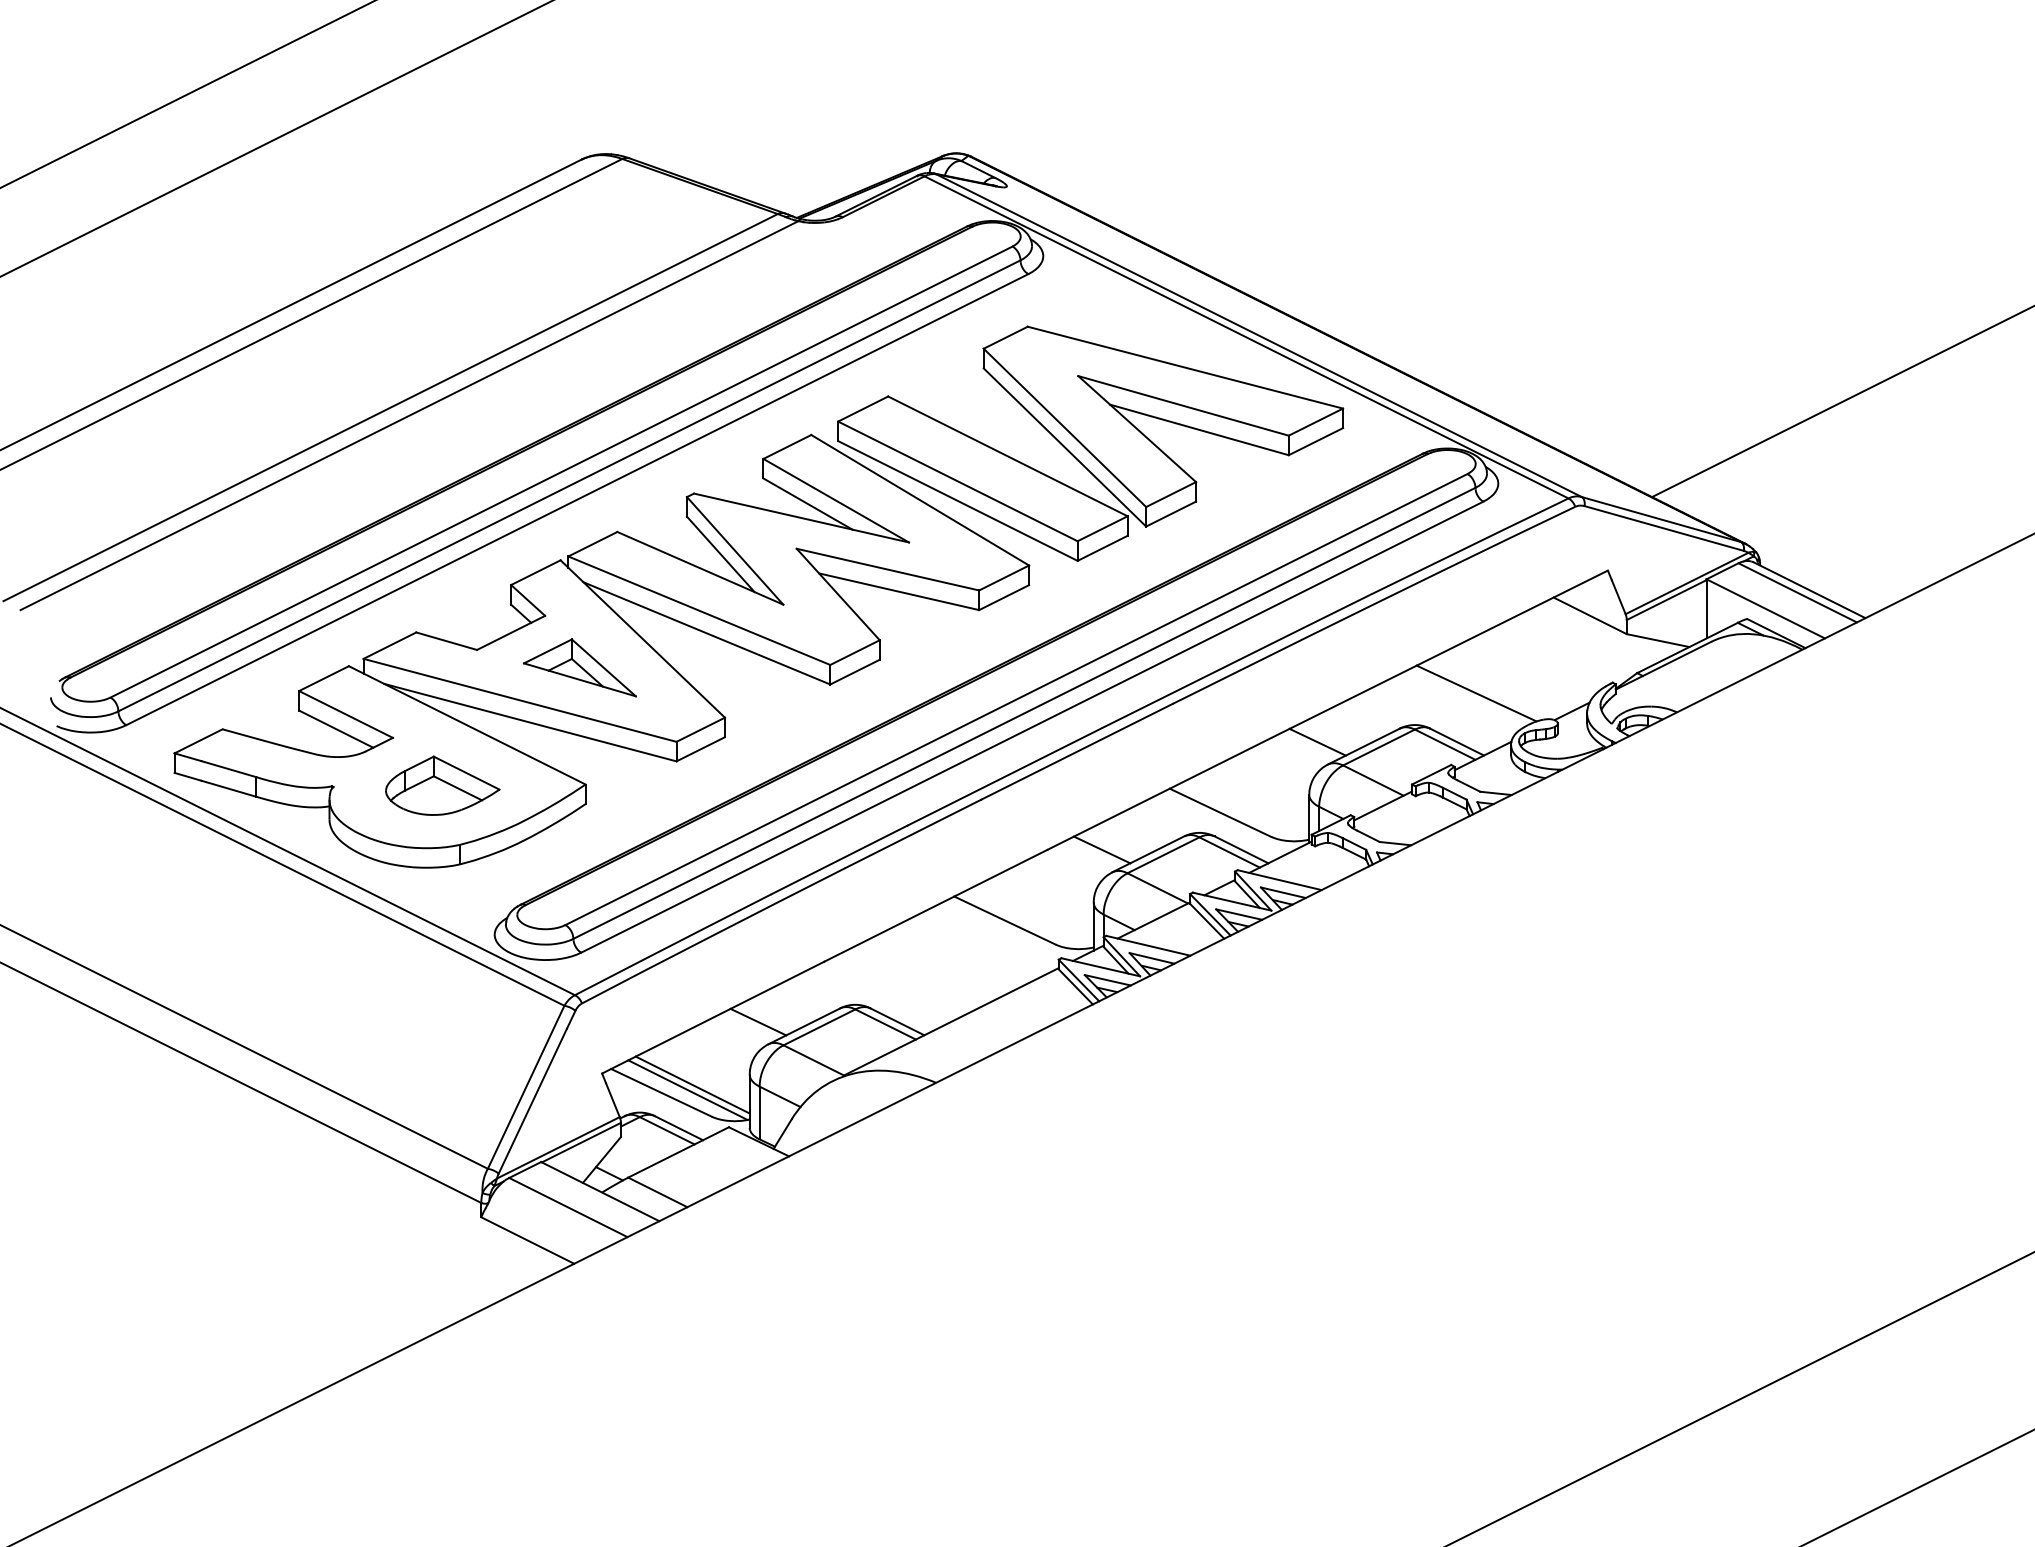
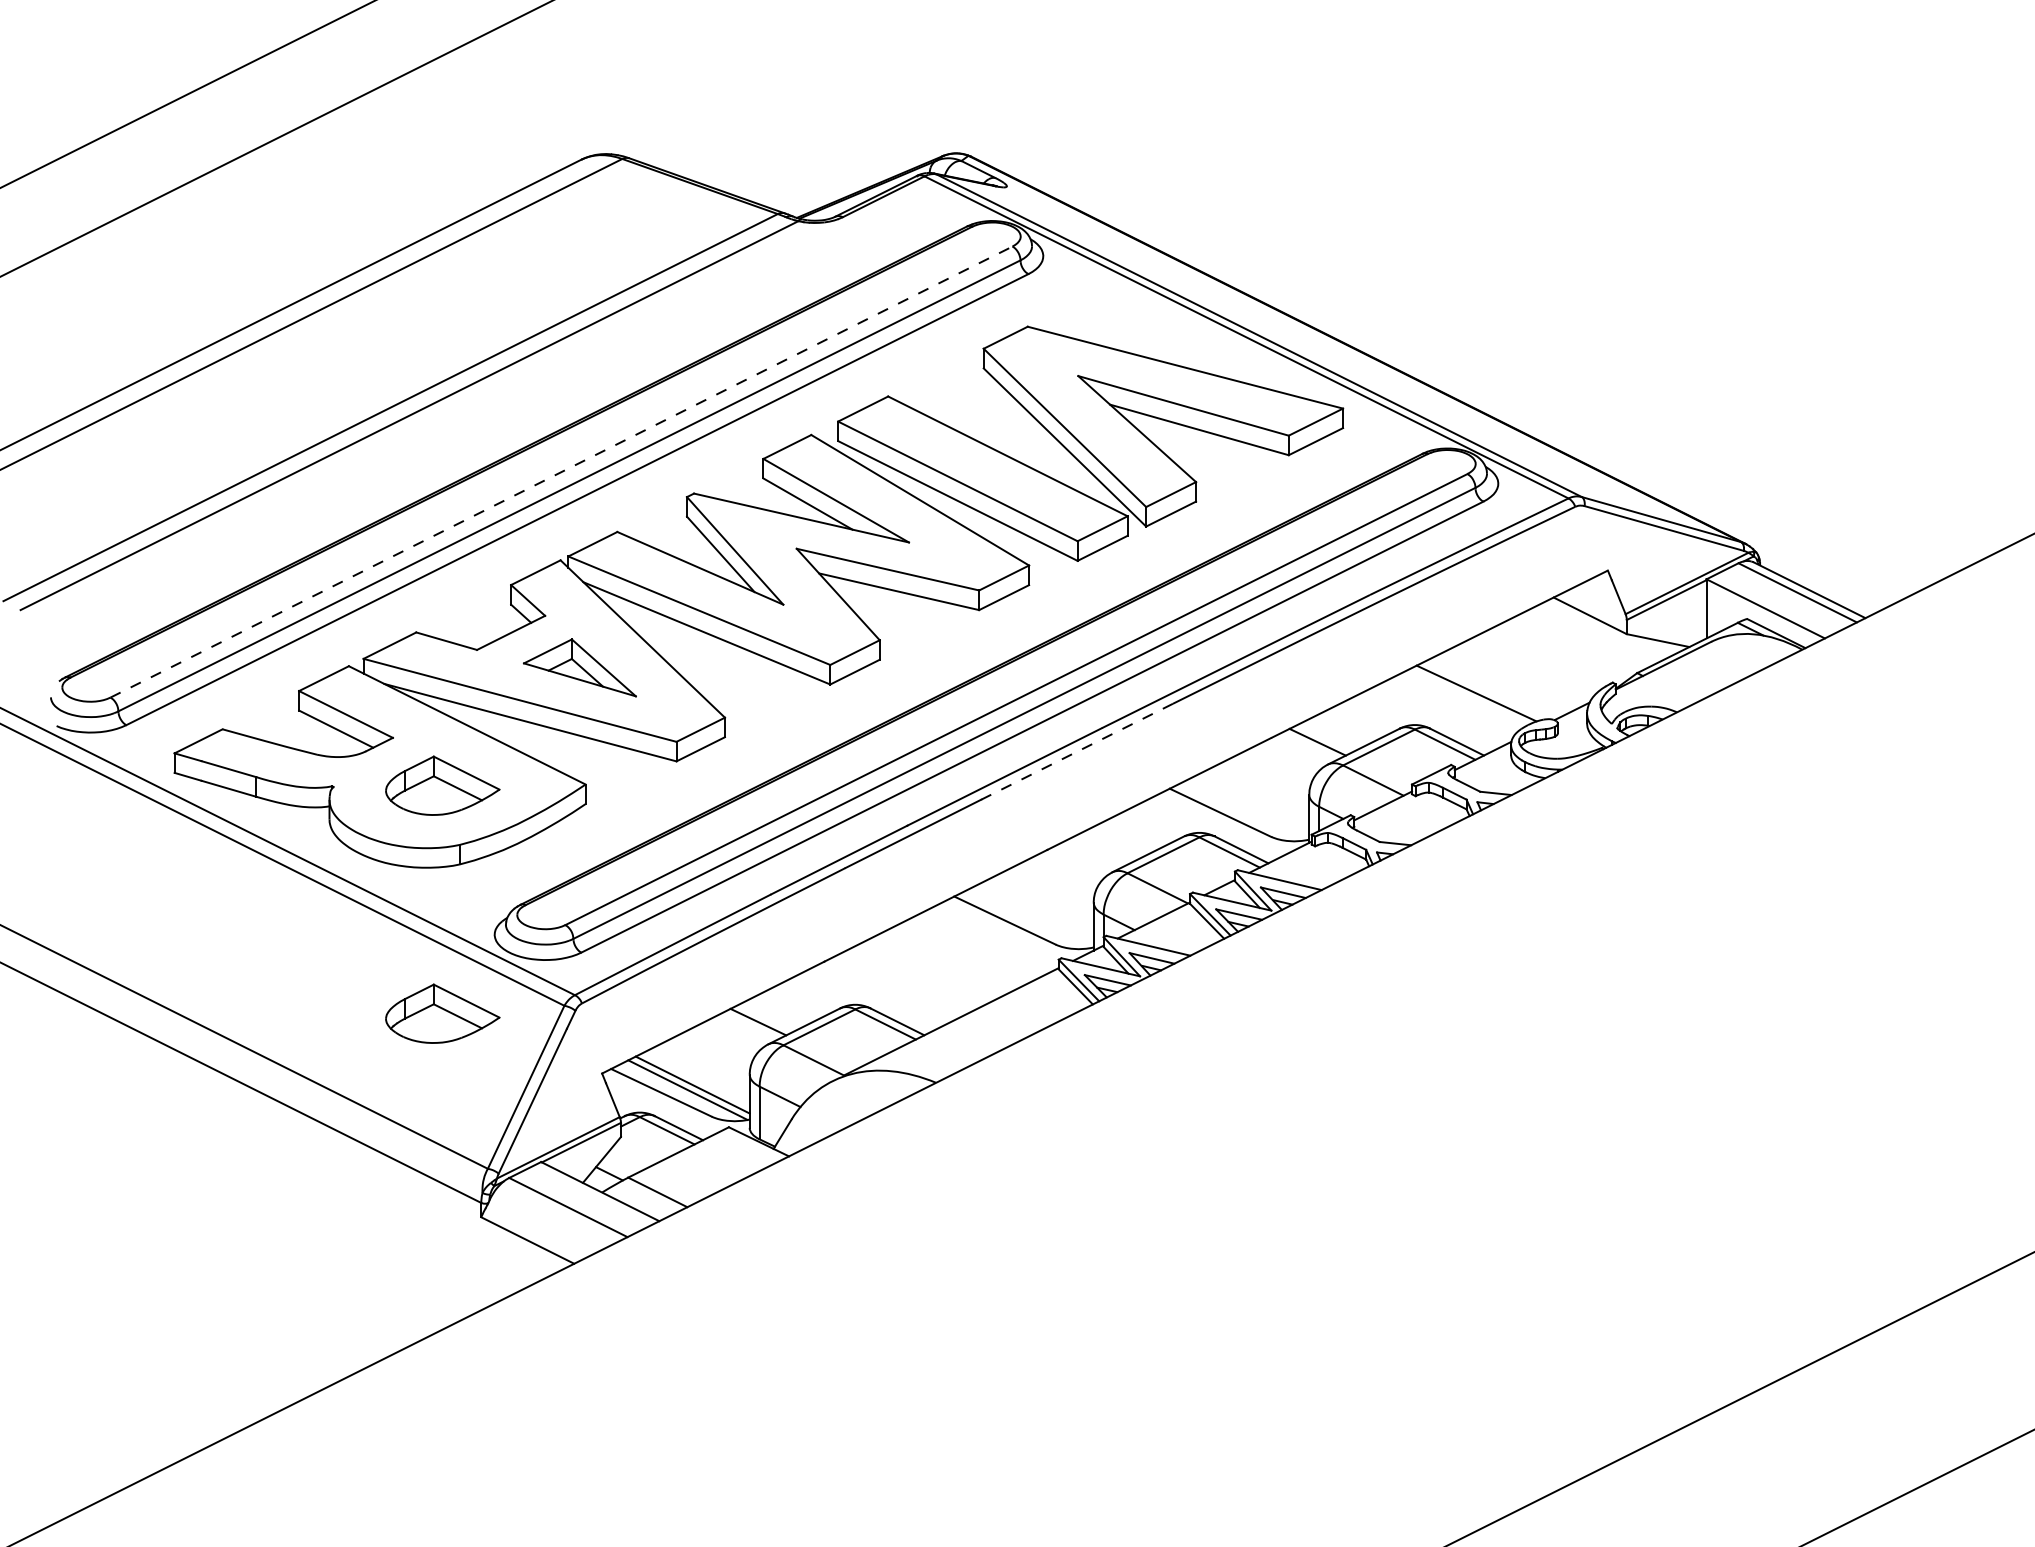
line: present -> none (1841, 402)
line: solid -> dashed (561, 471)
line: solid -> dashed (1077, 751)
line: present -> none (1101, 849)
part: none -> present (442, 1013)
